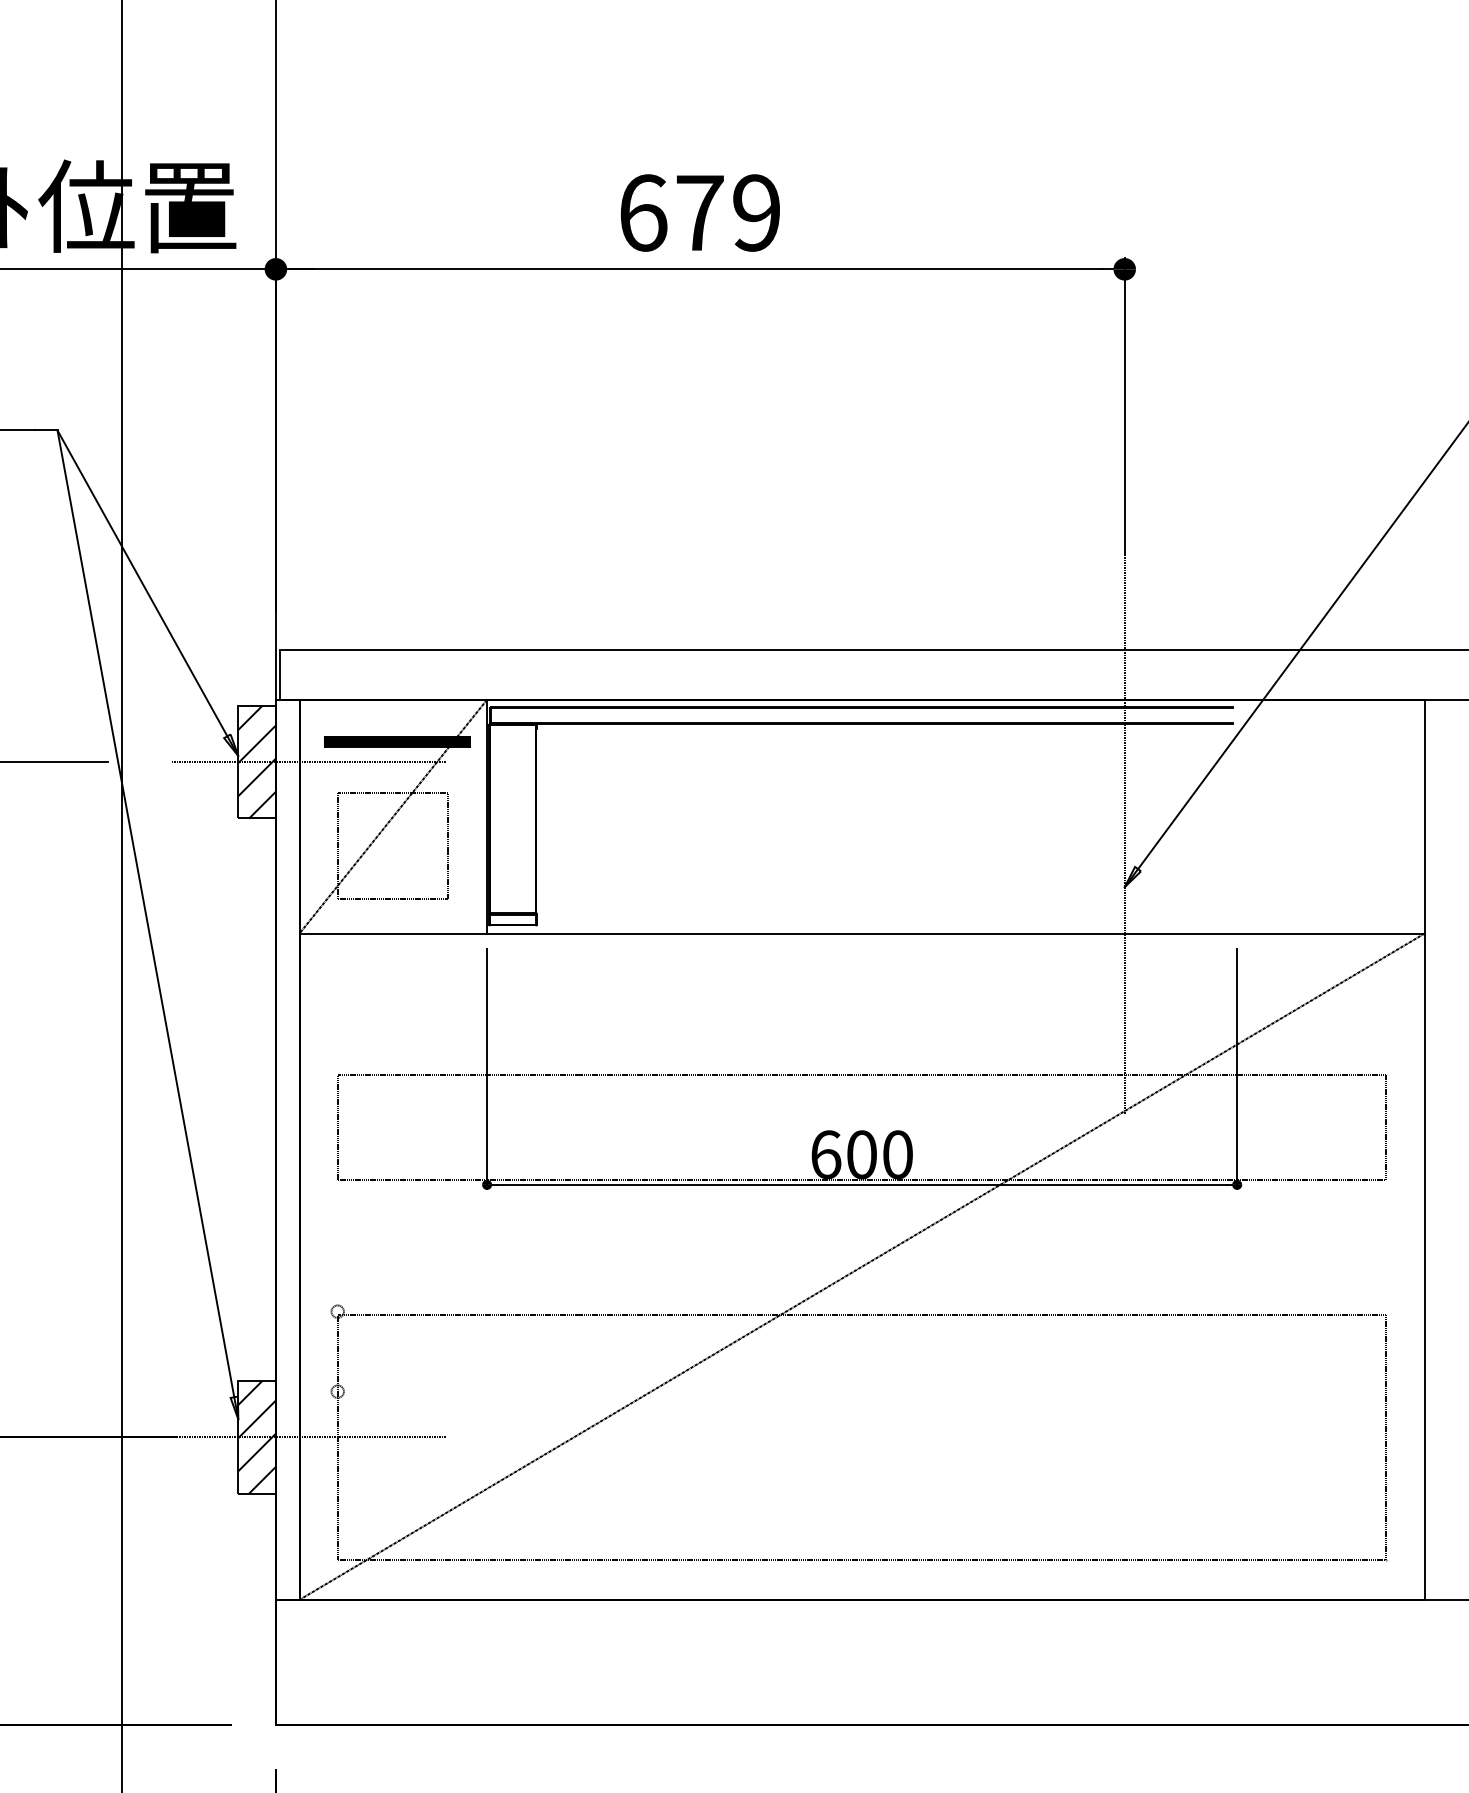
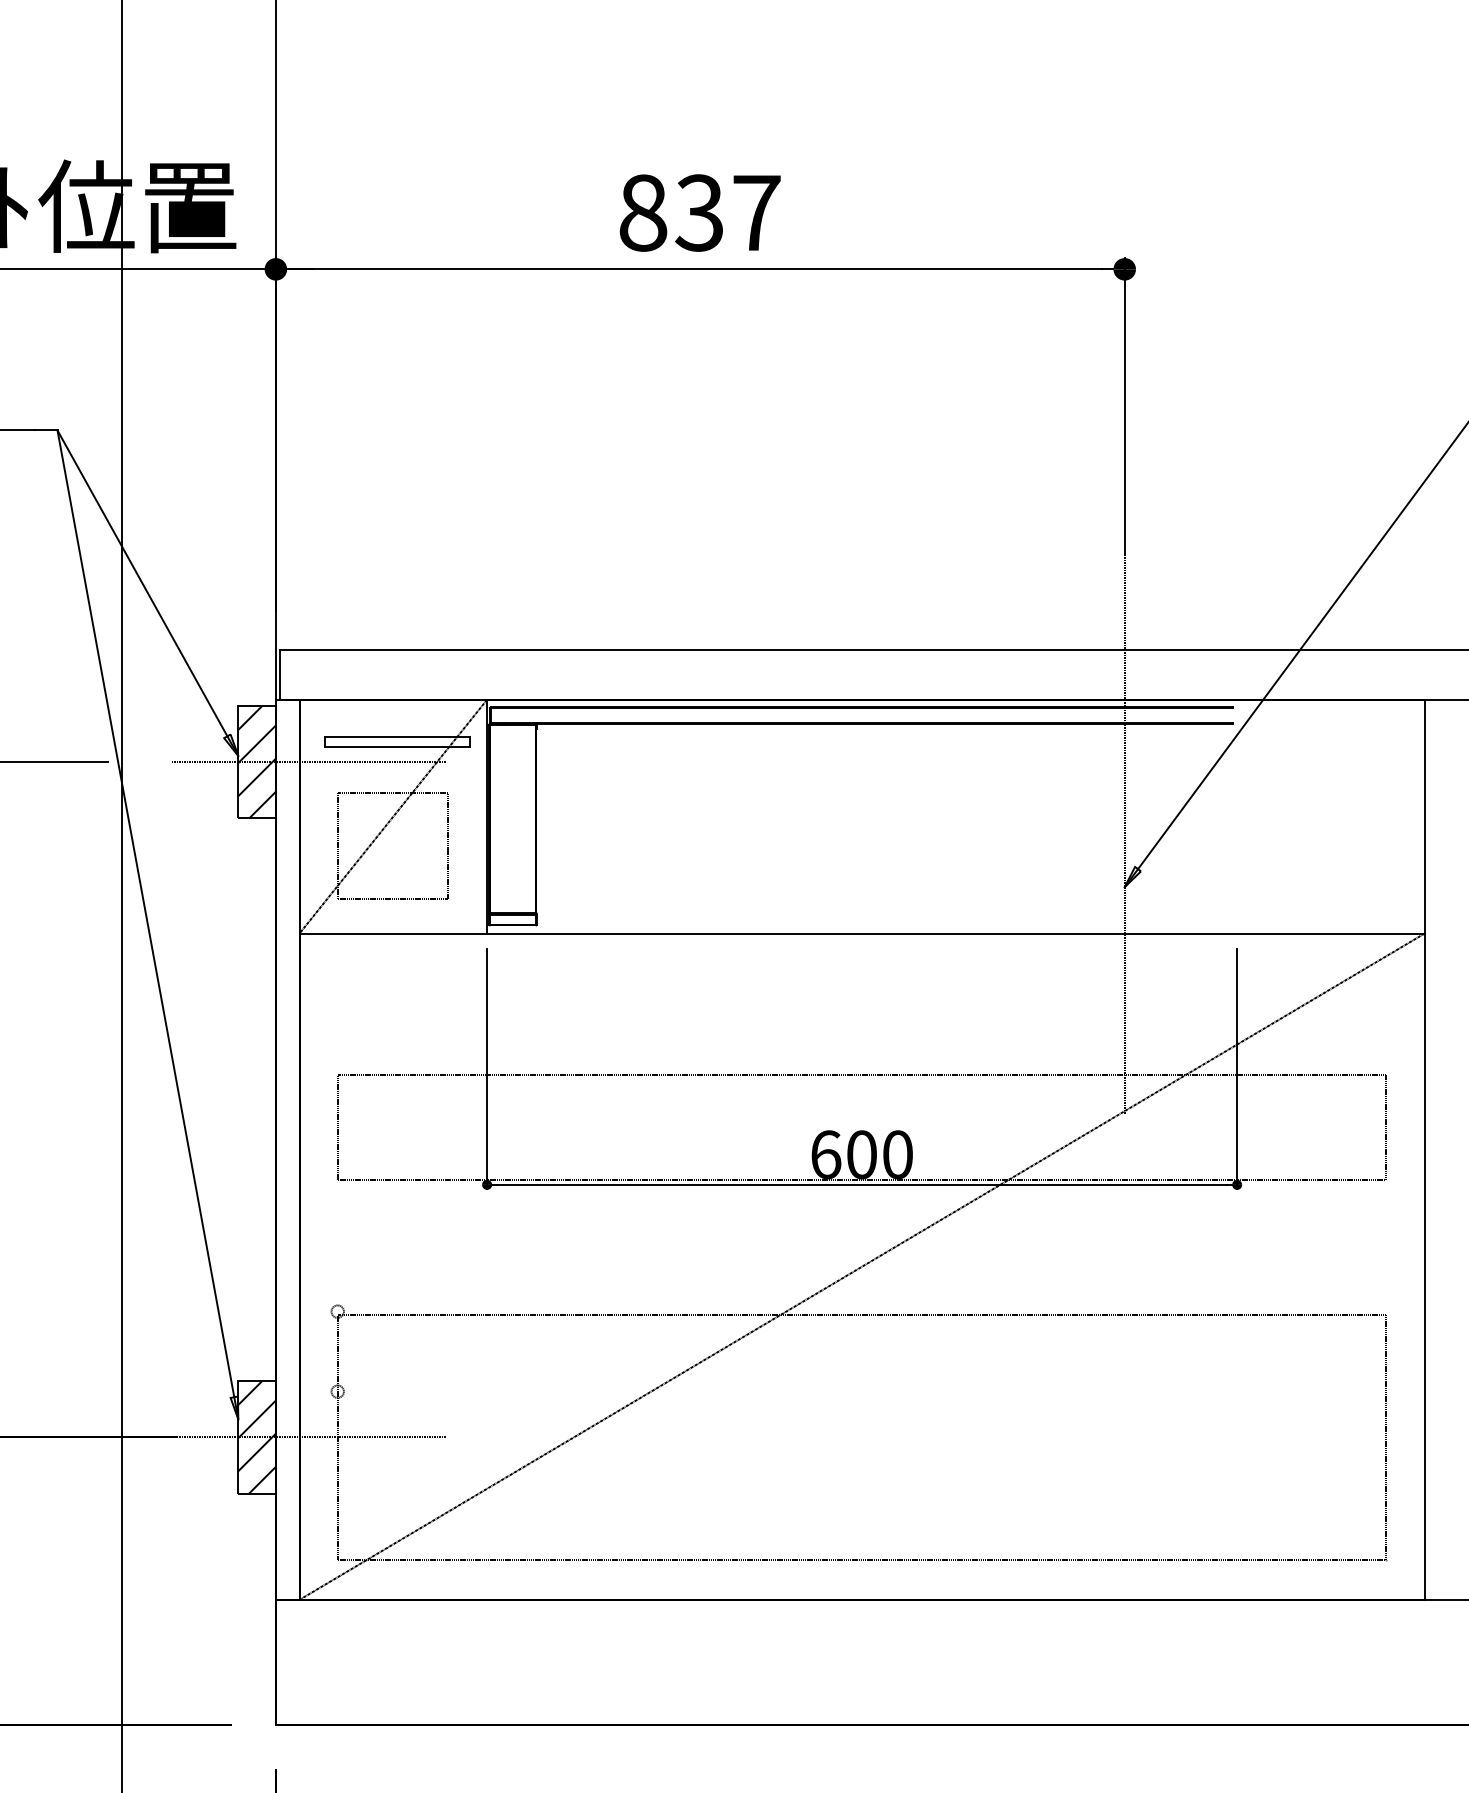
text: 679 -> 837 (699, 212)
hatch: present -> none (396, 741)
